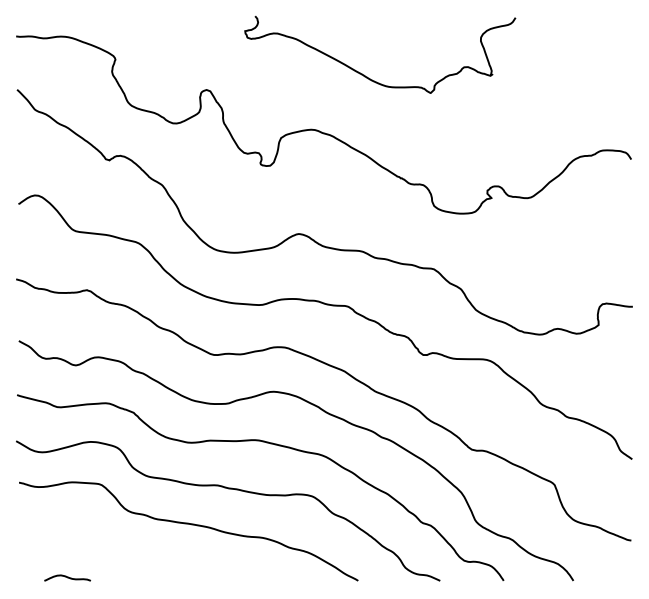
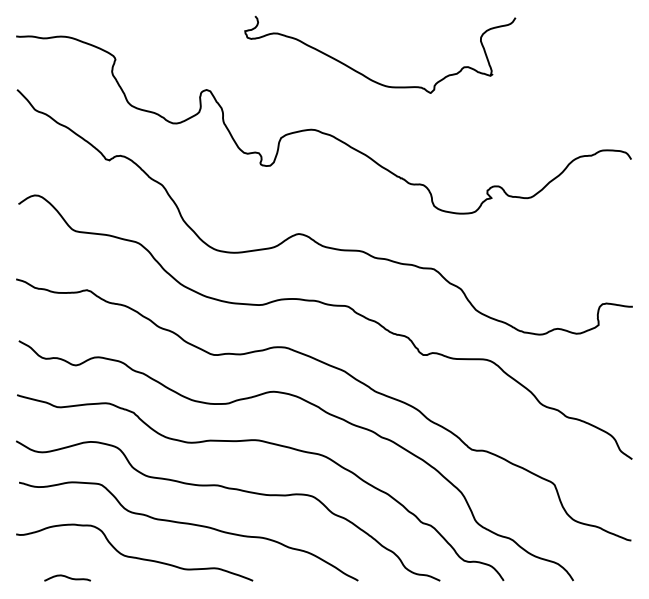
curve: none -> present (134, 556)
